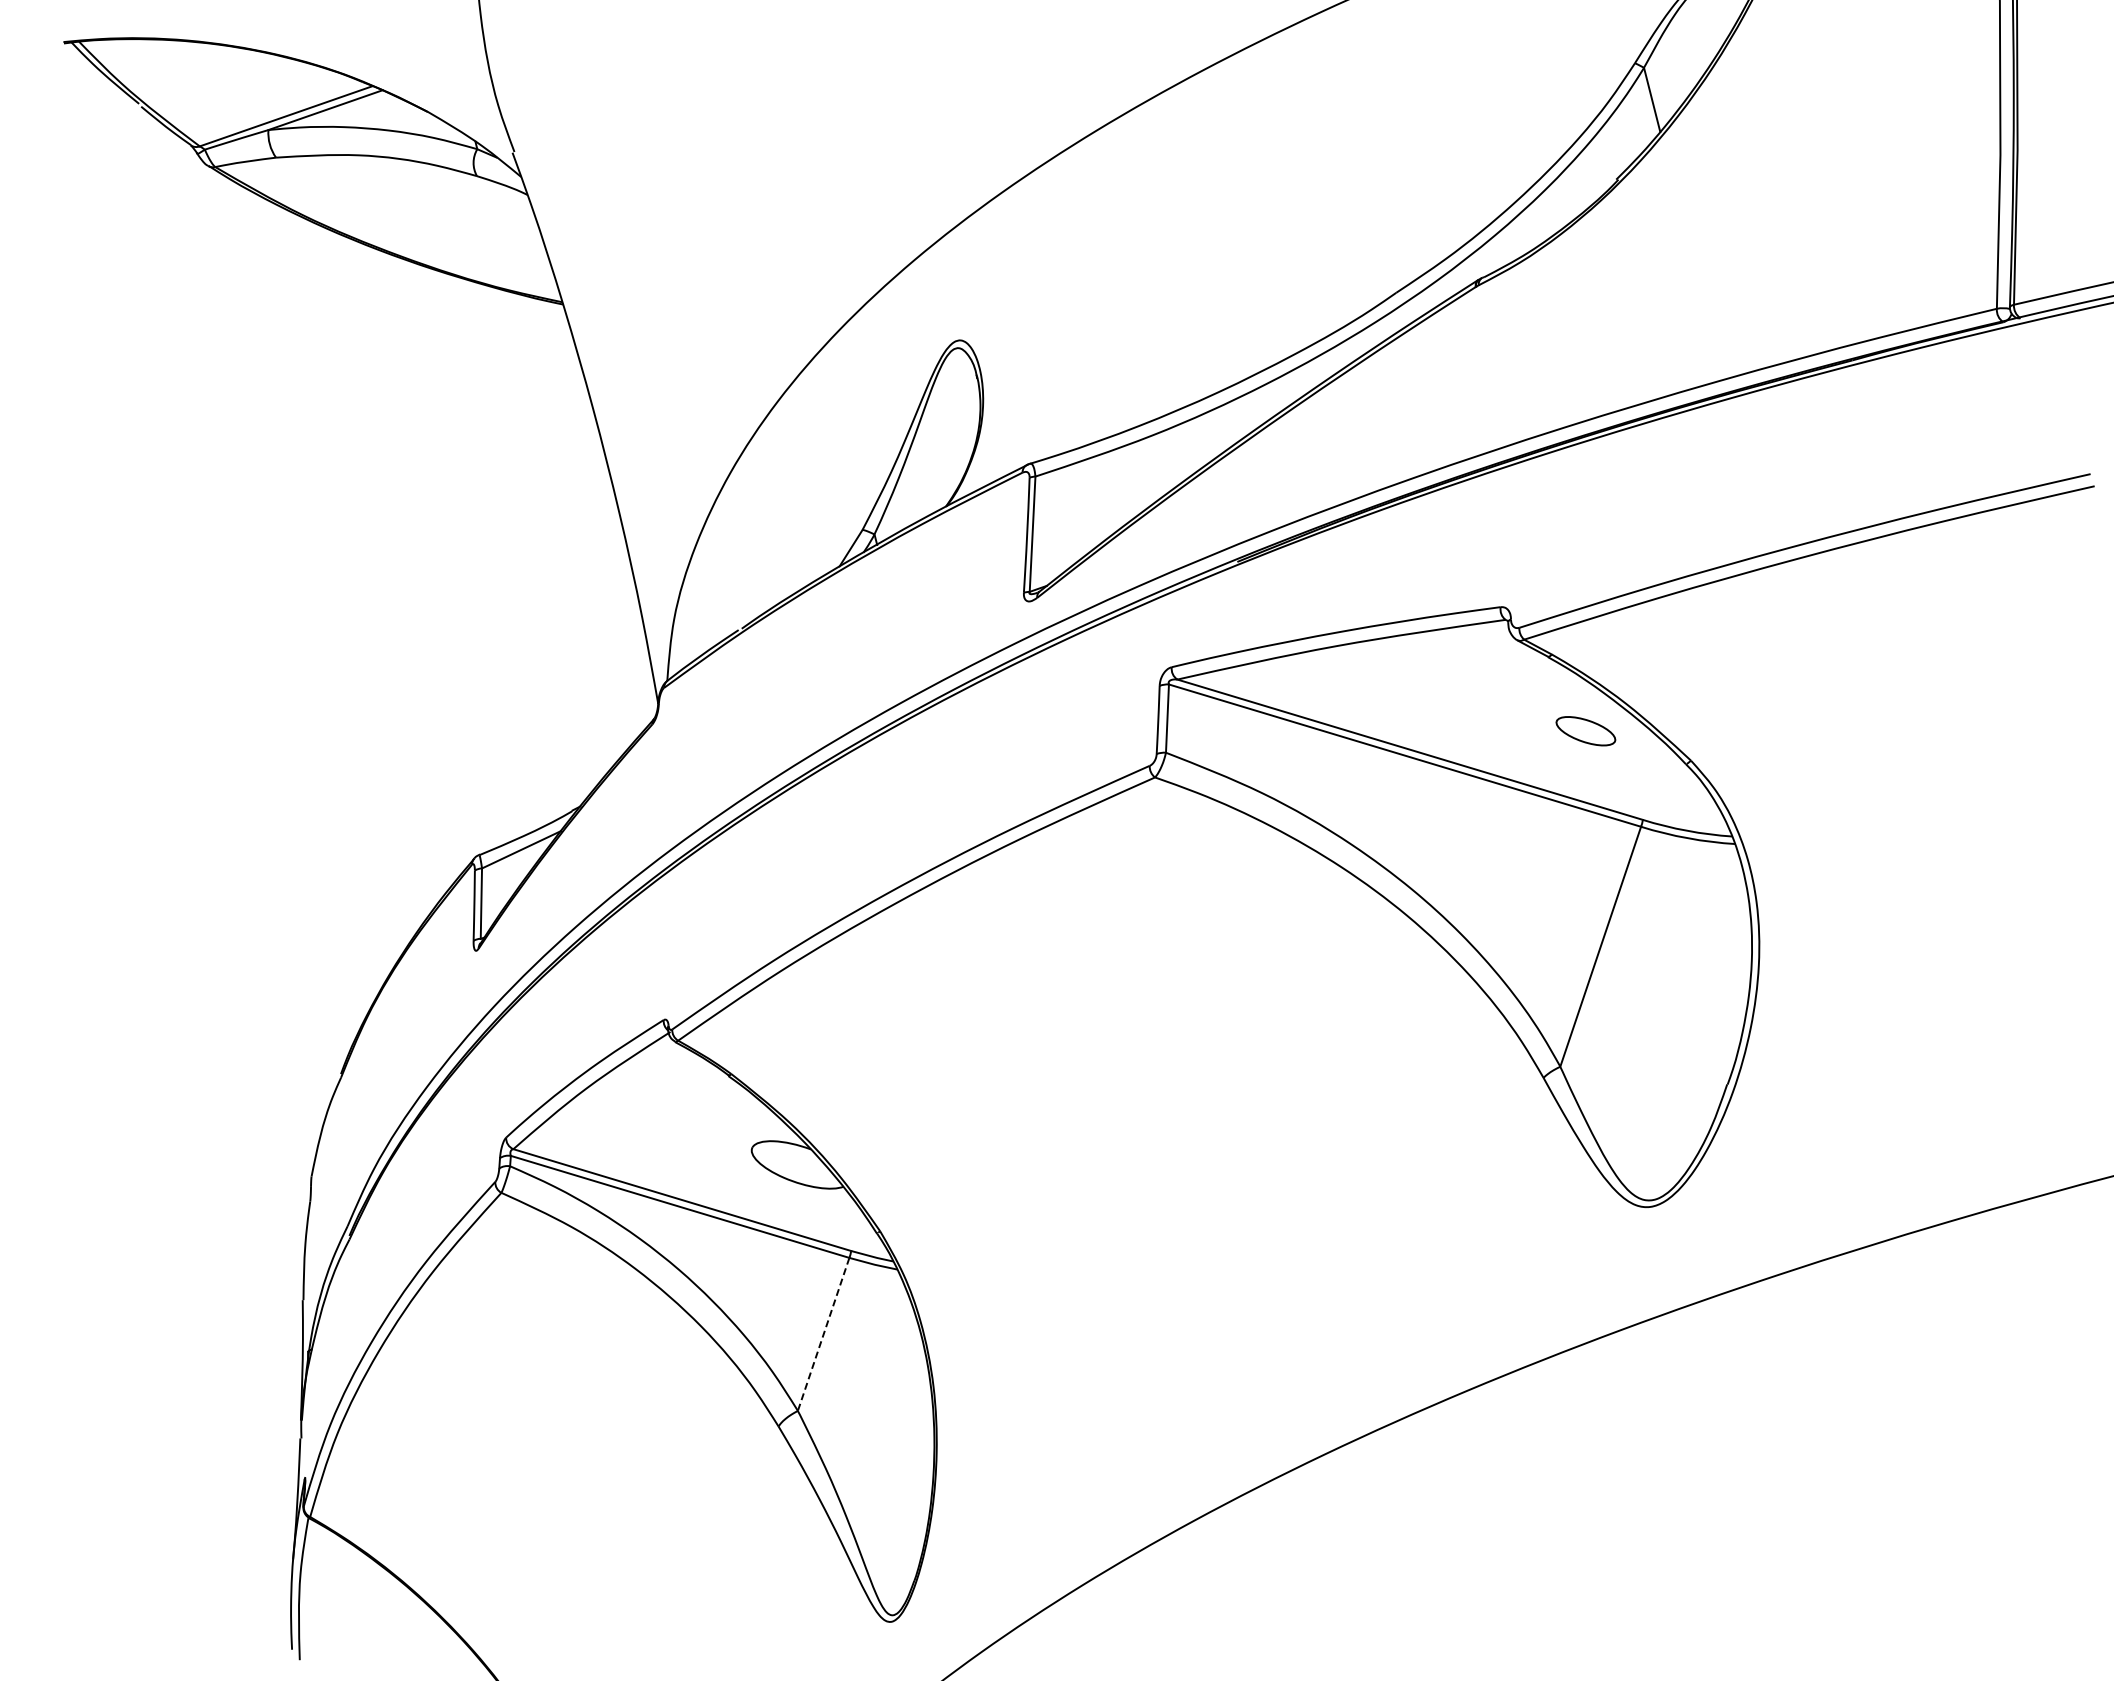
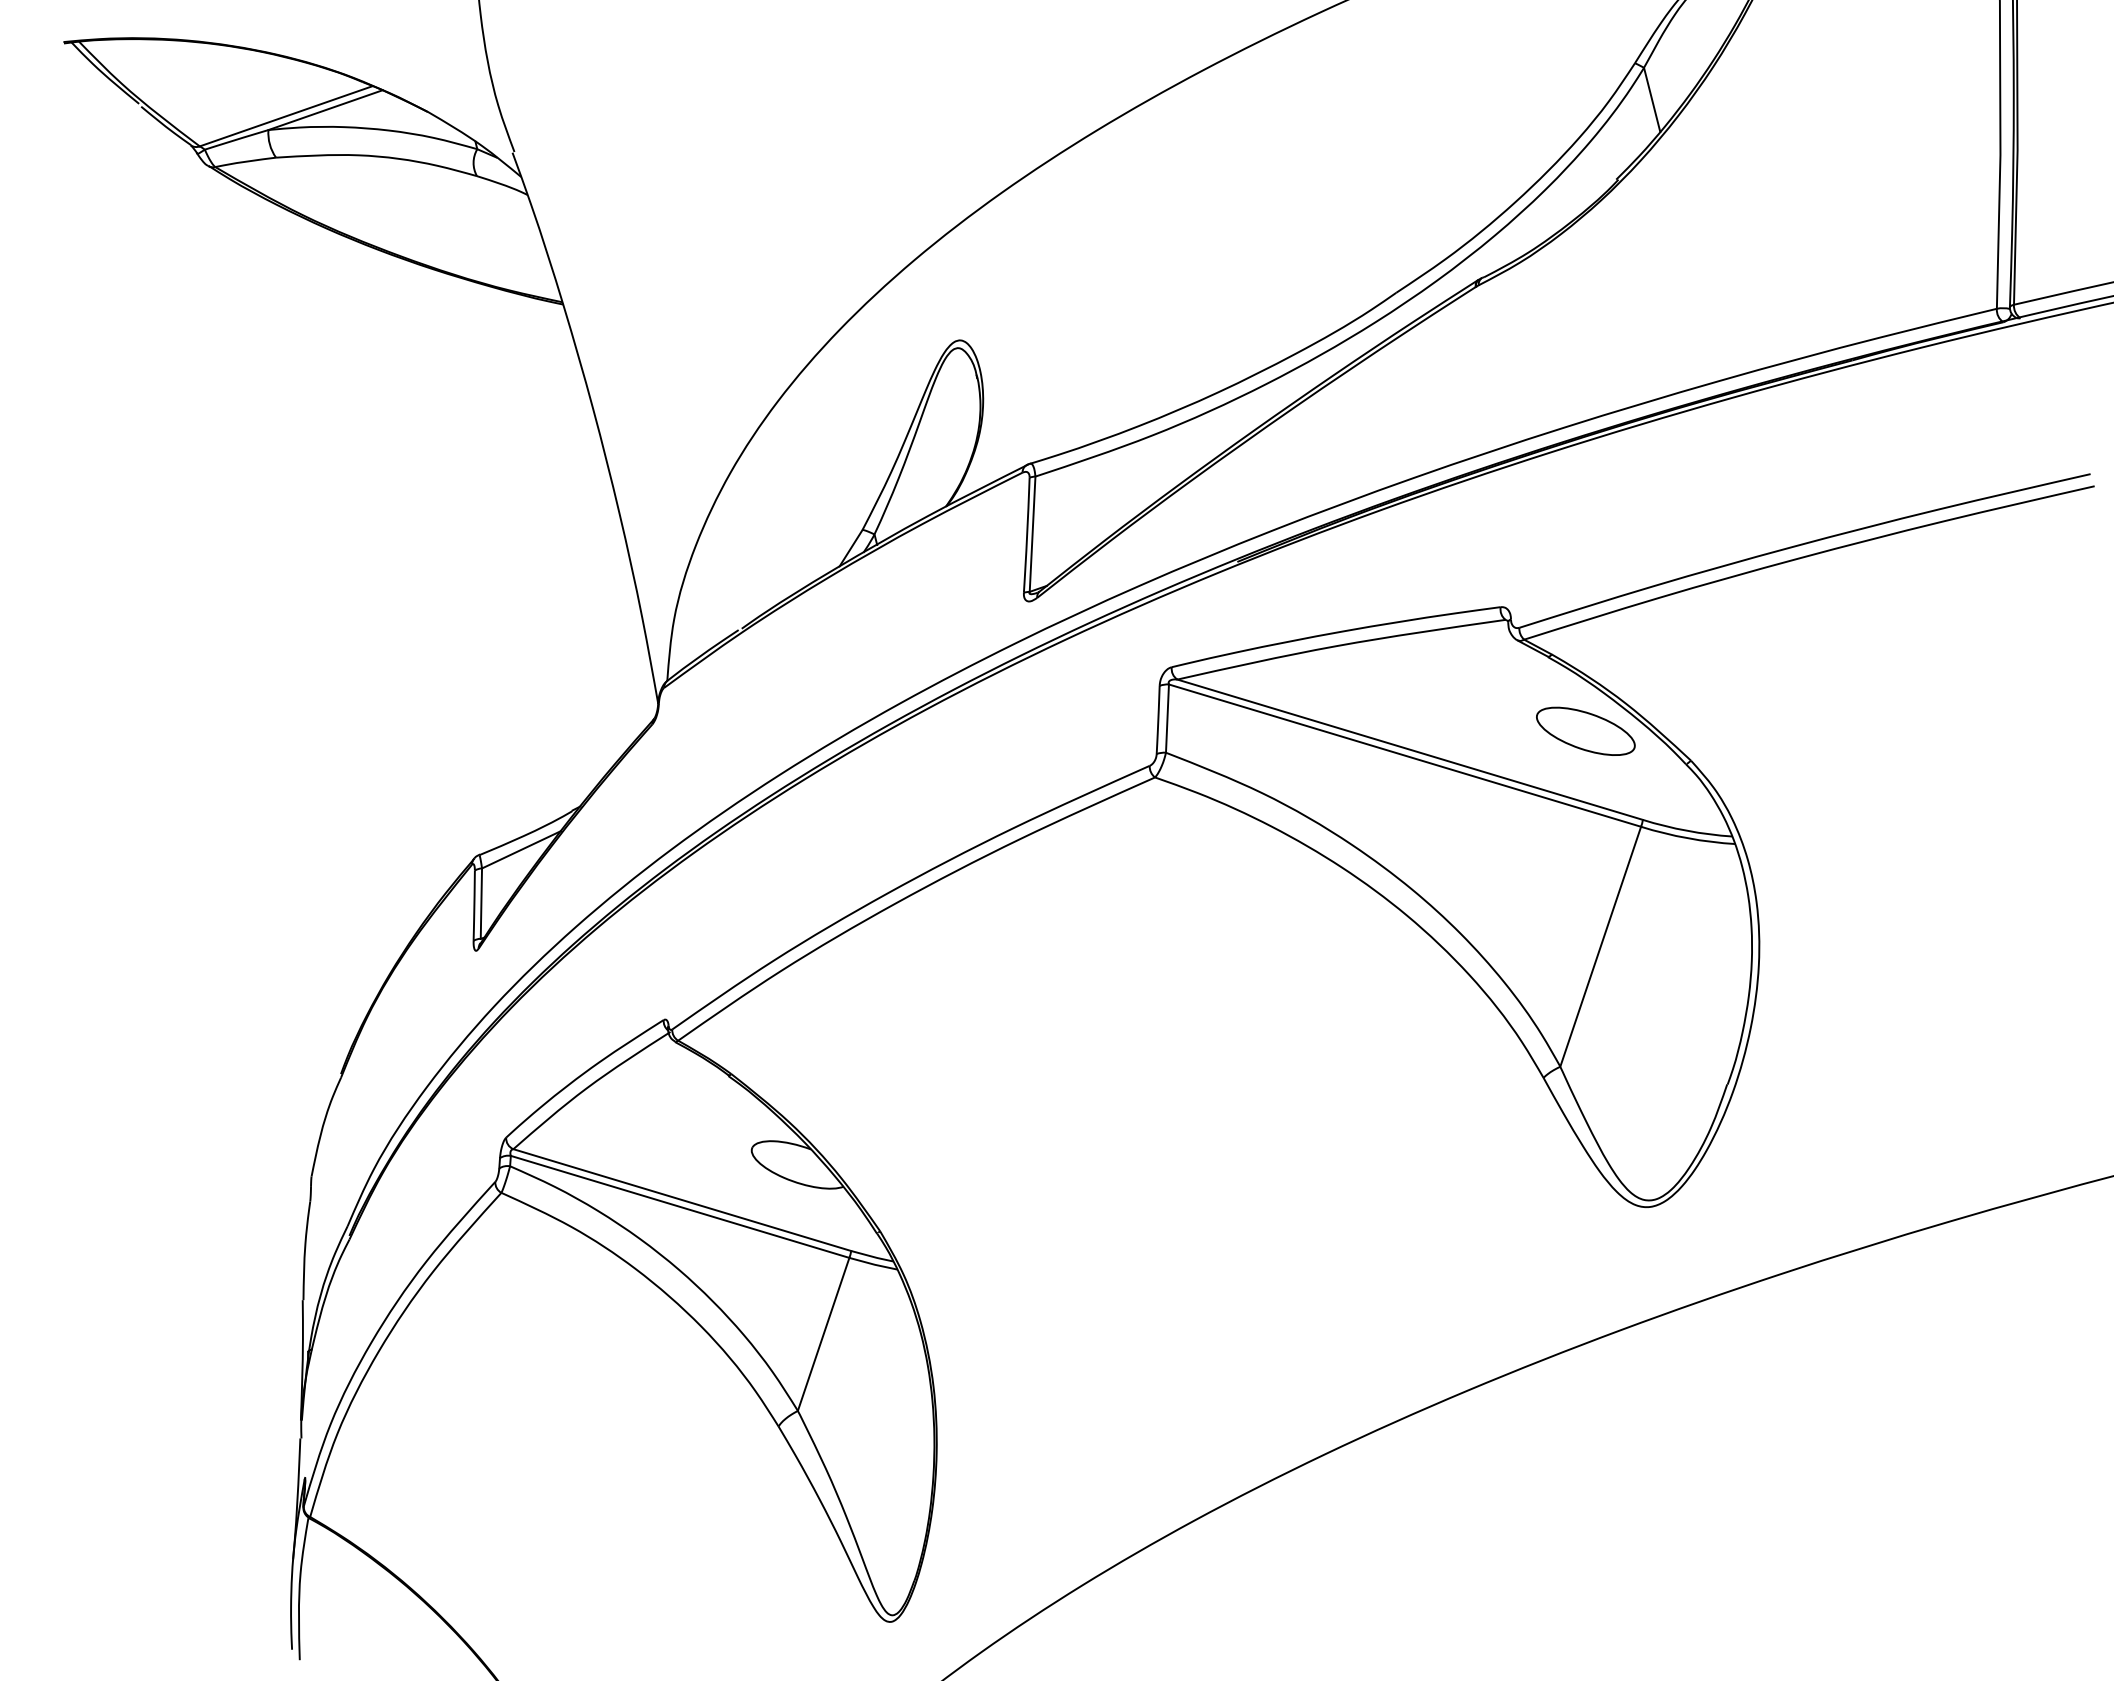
part size: 62x31 px -> 100x50 px (1585, 730)
line: dashed -> solid (823, 1334)
